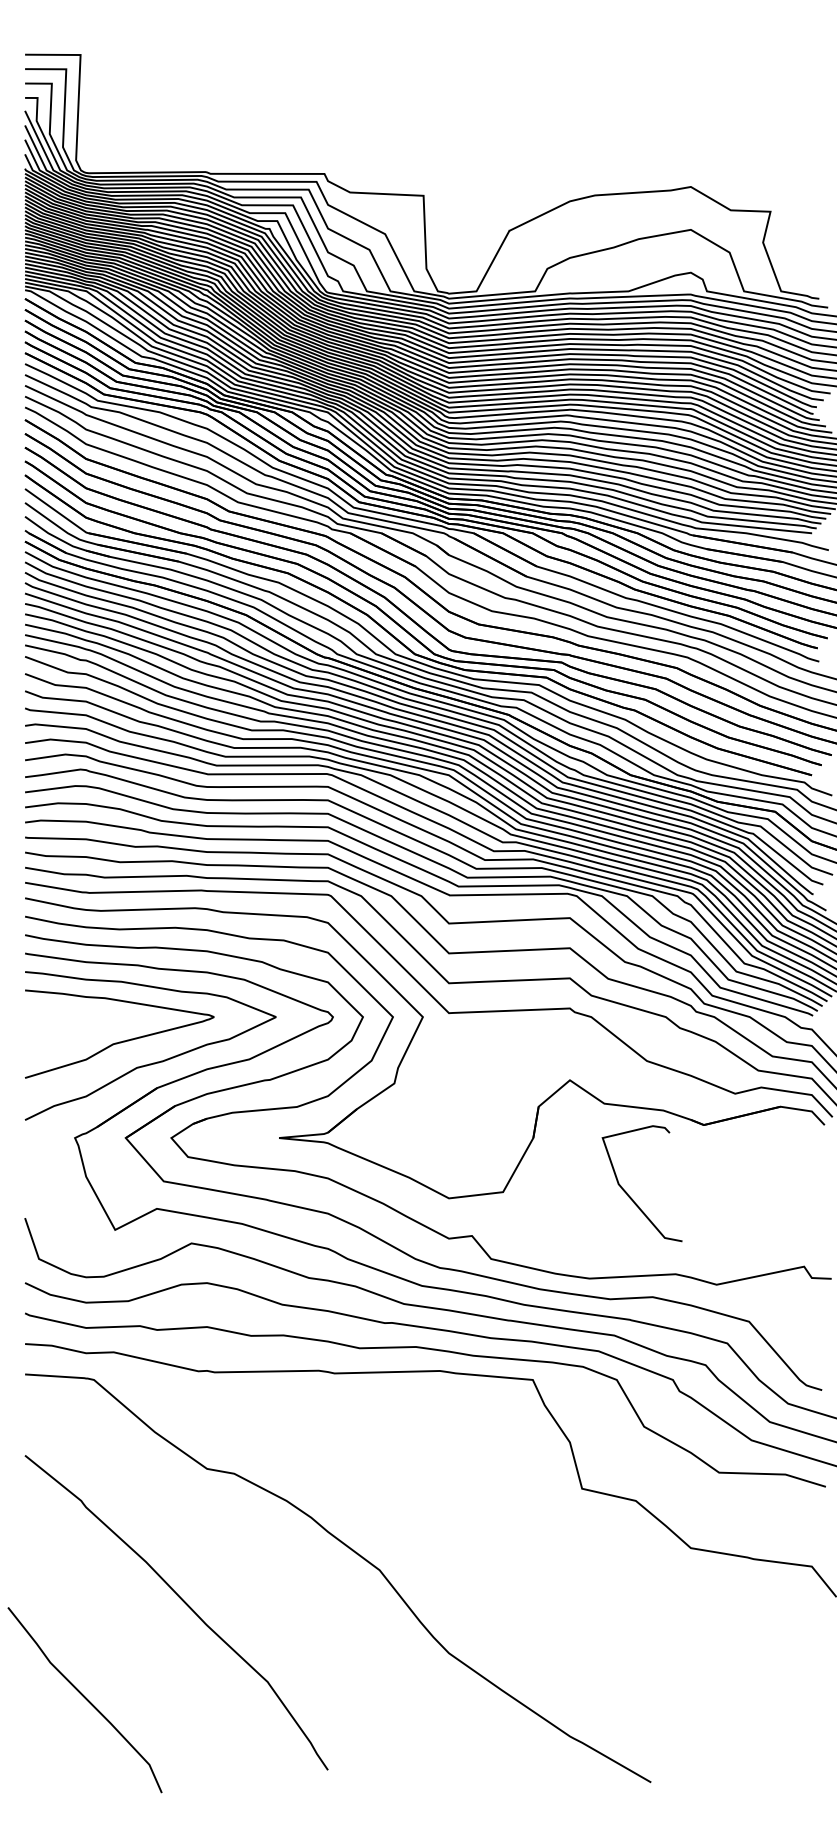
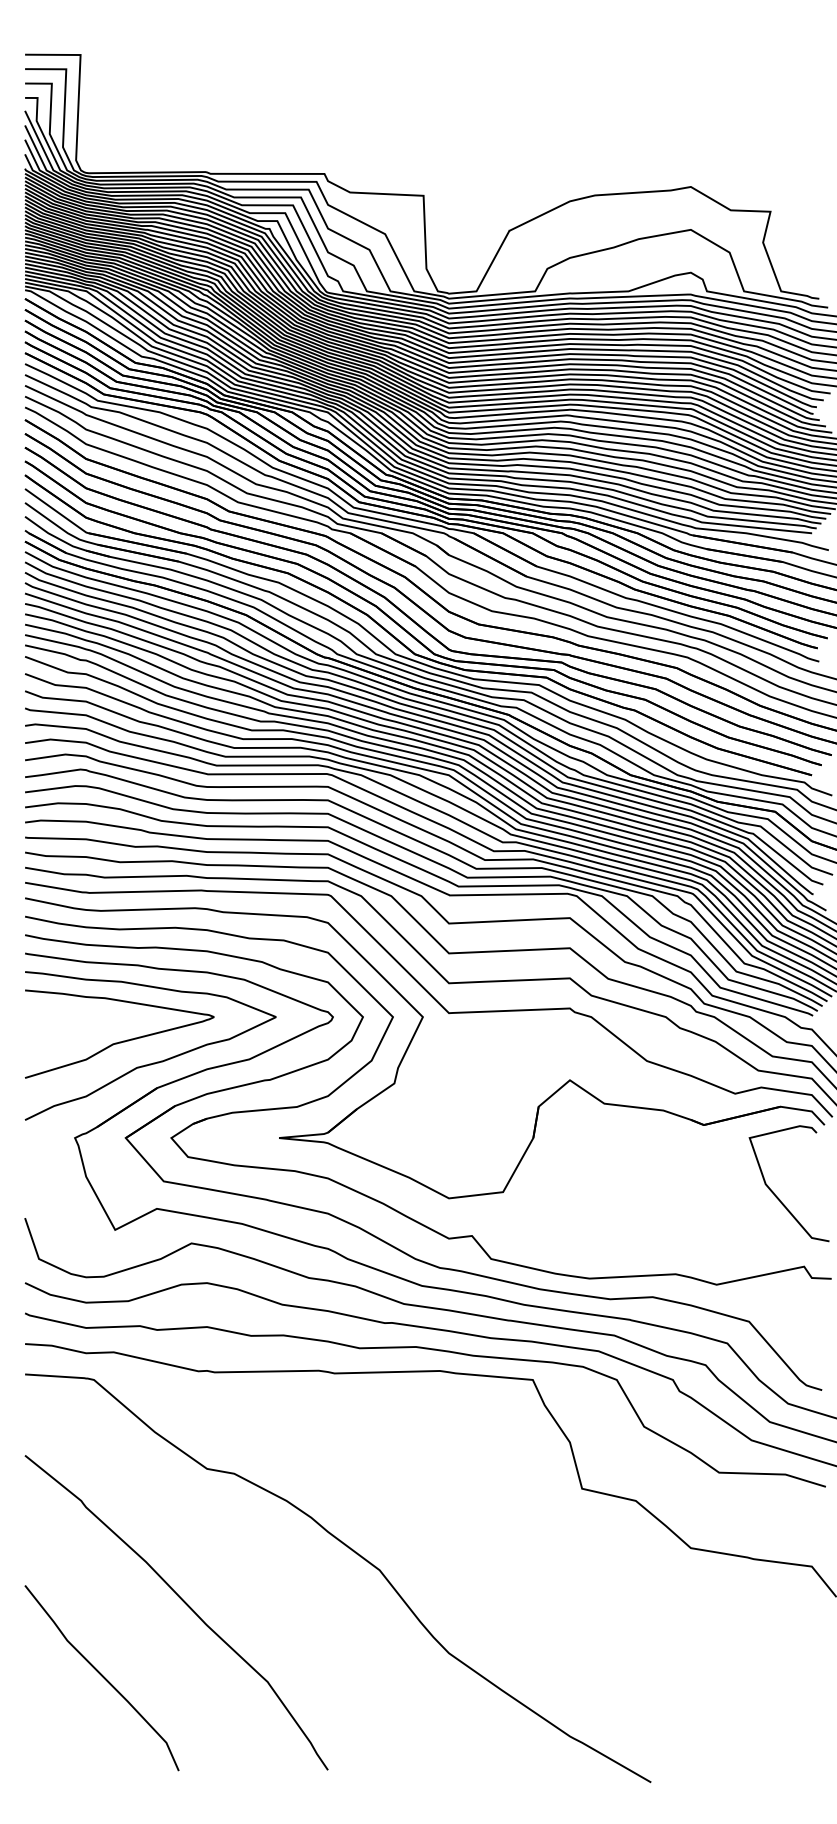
curve position: (627, 1192) -> (774, 1192) (774, 1192)
curve position: (85, 1699) -> (102, 1677) (102, 1677)
